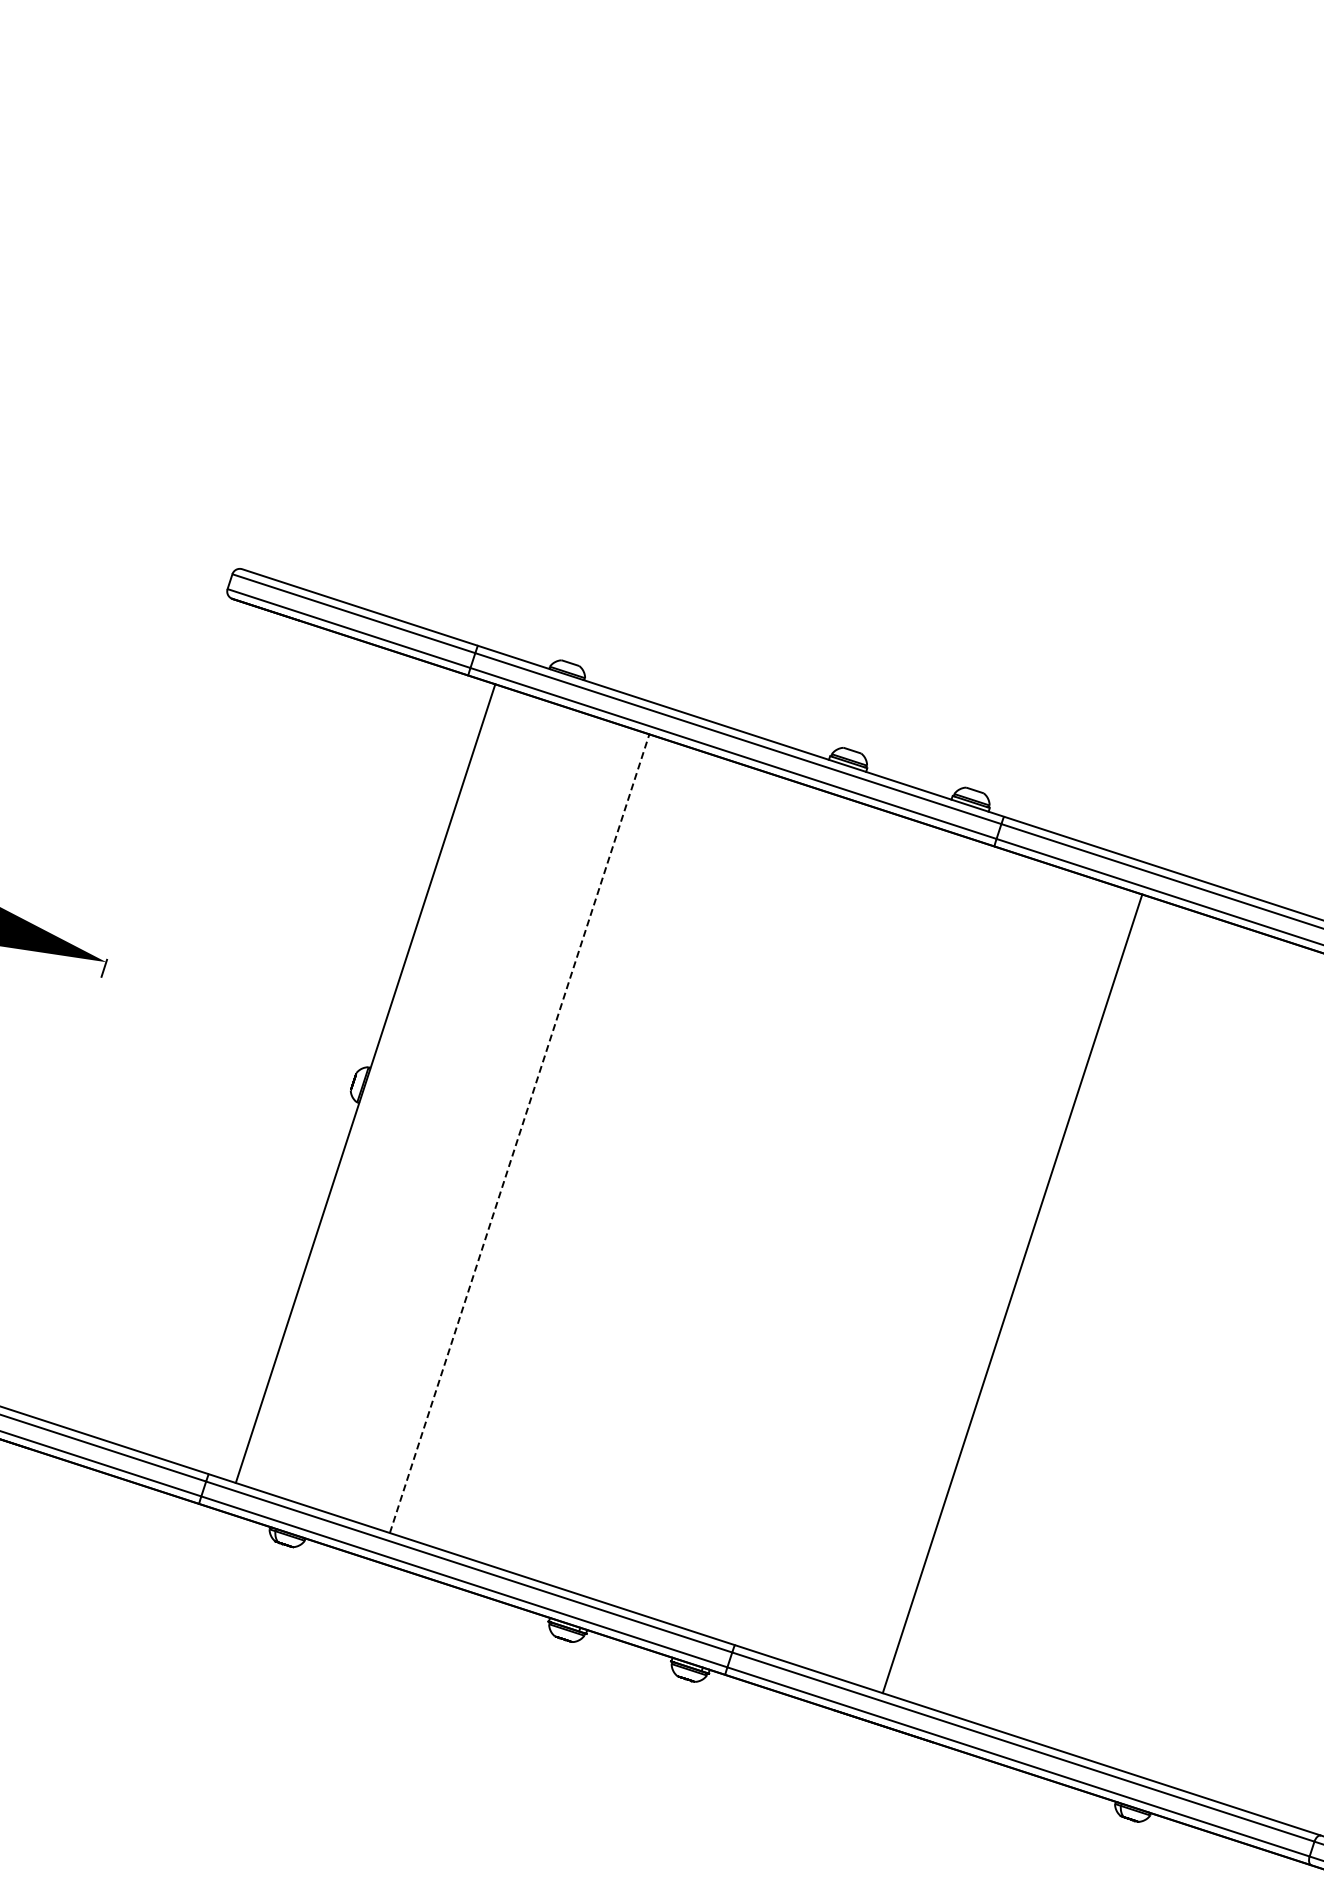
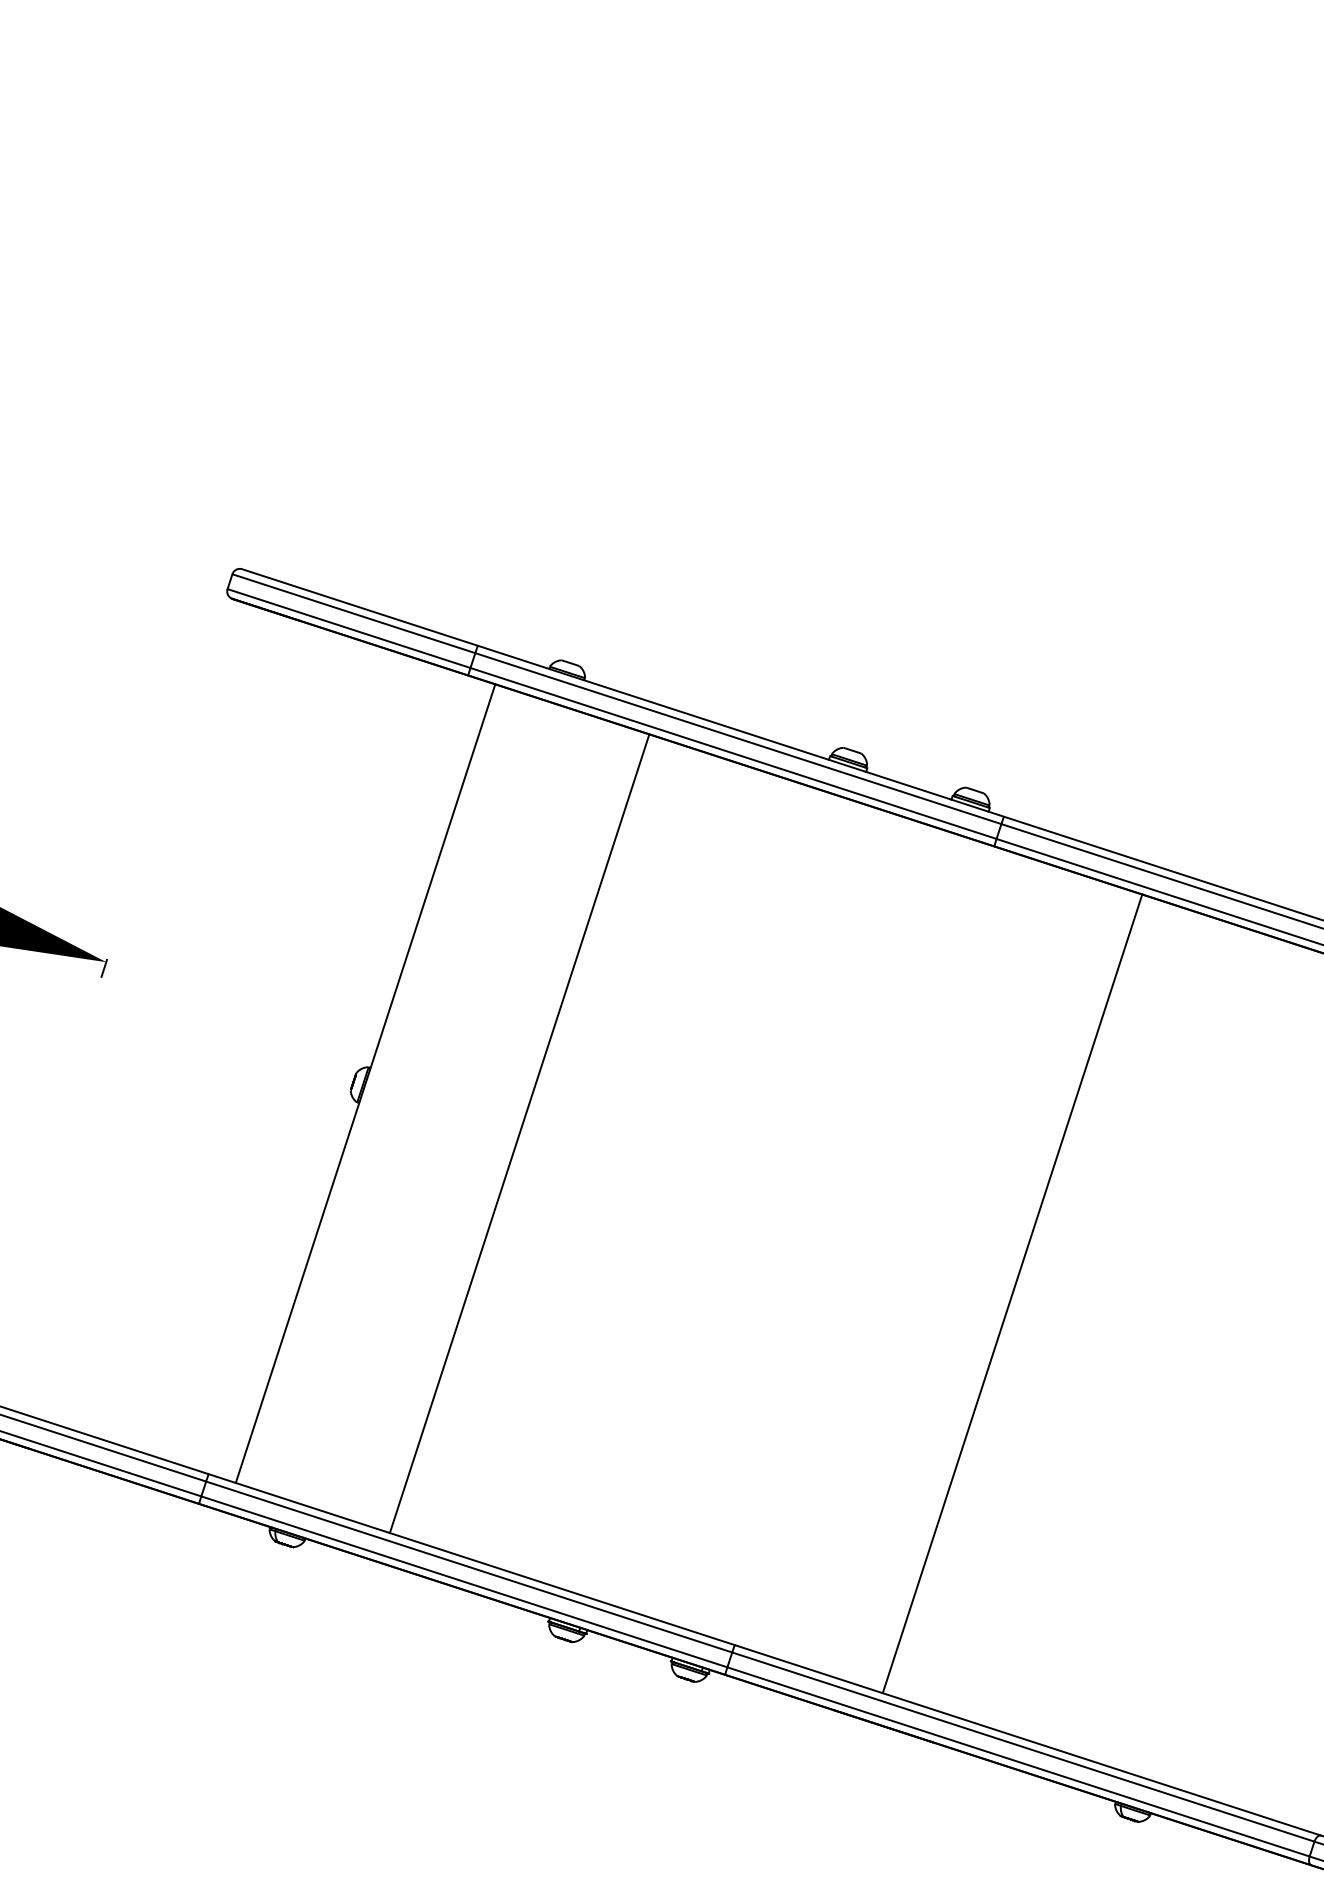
line: dashed -> solid (519, 1133)
